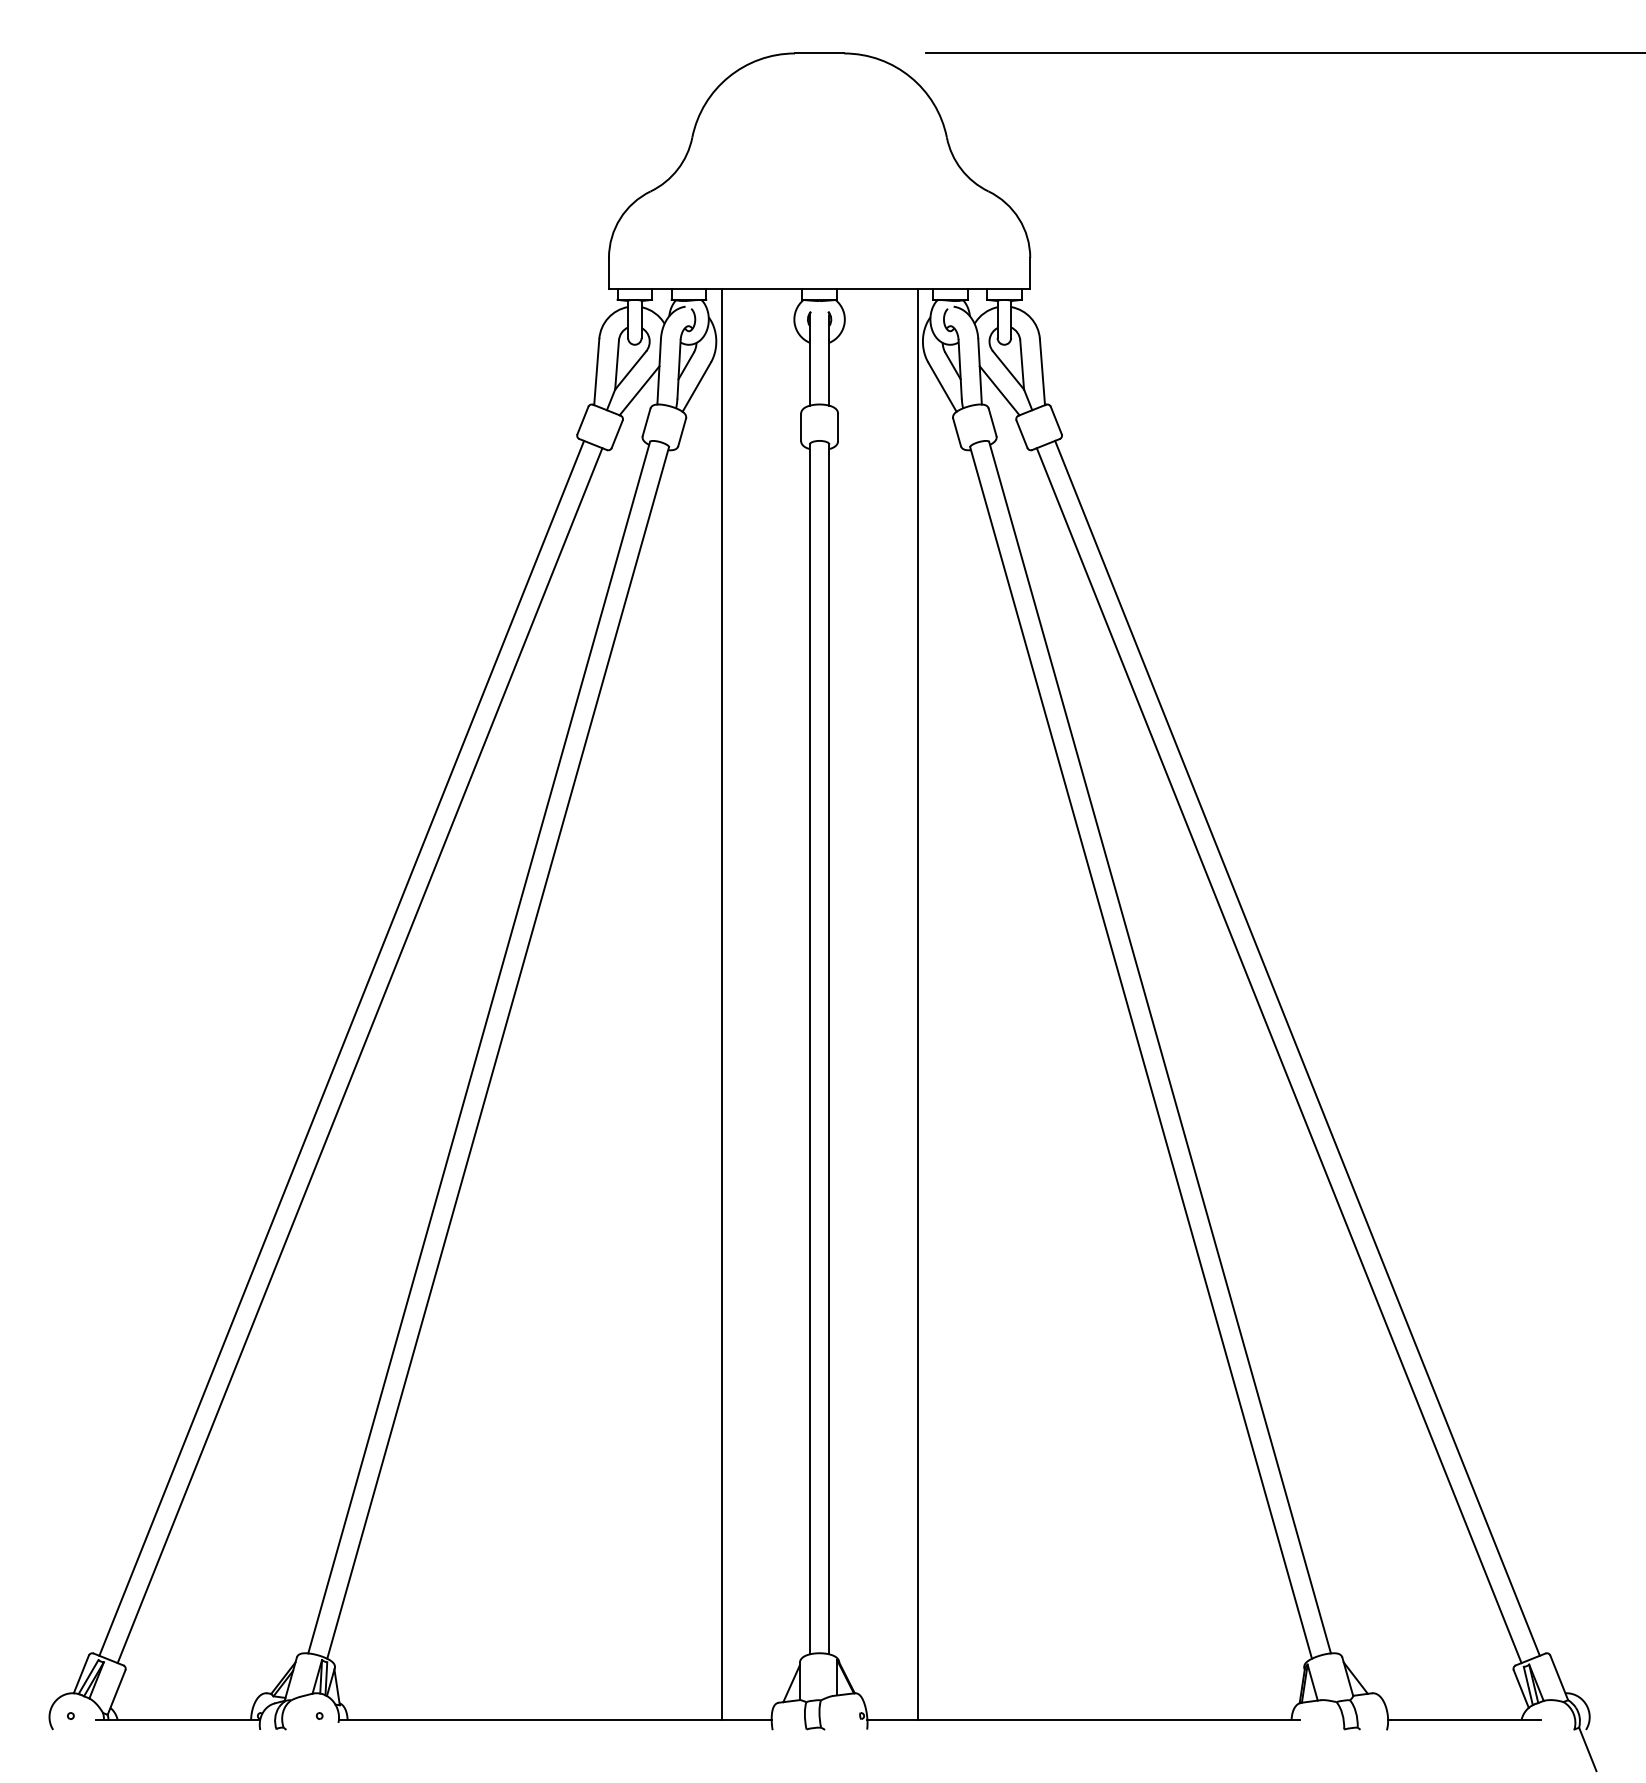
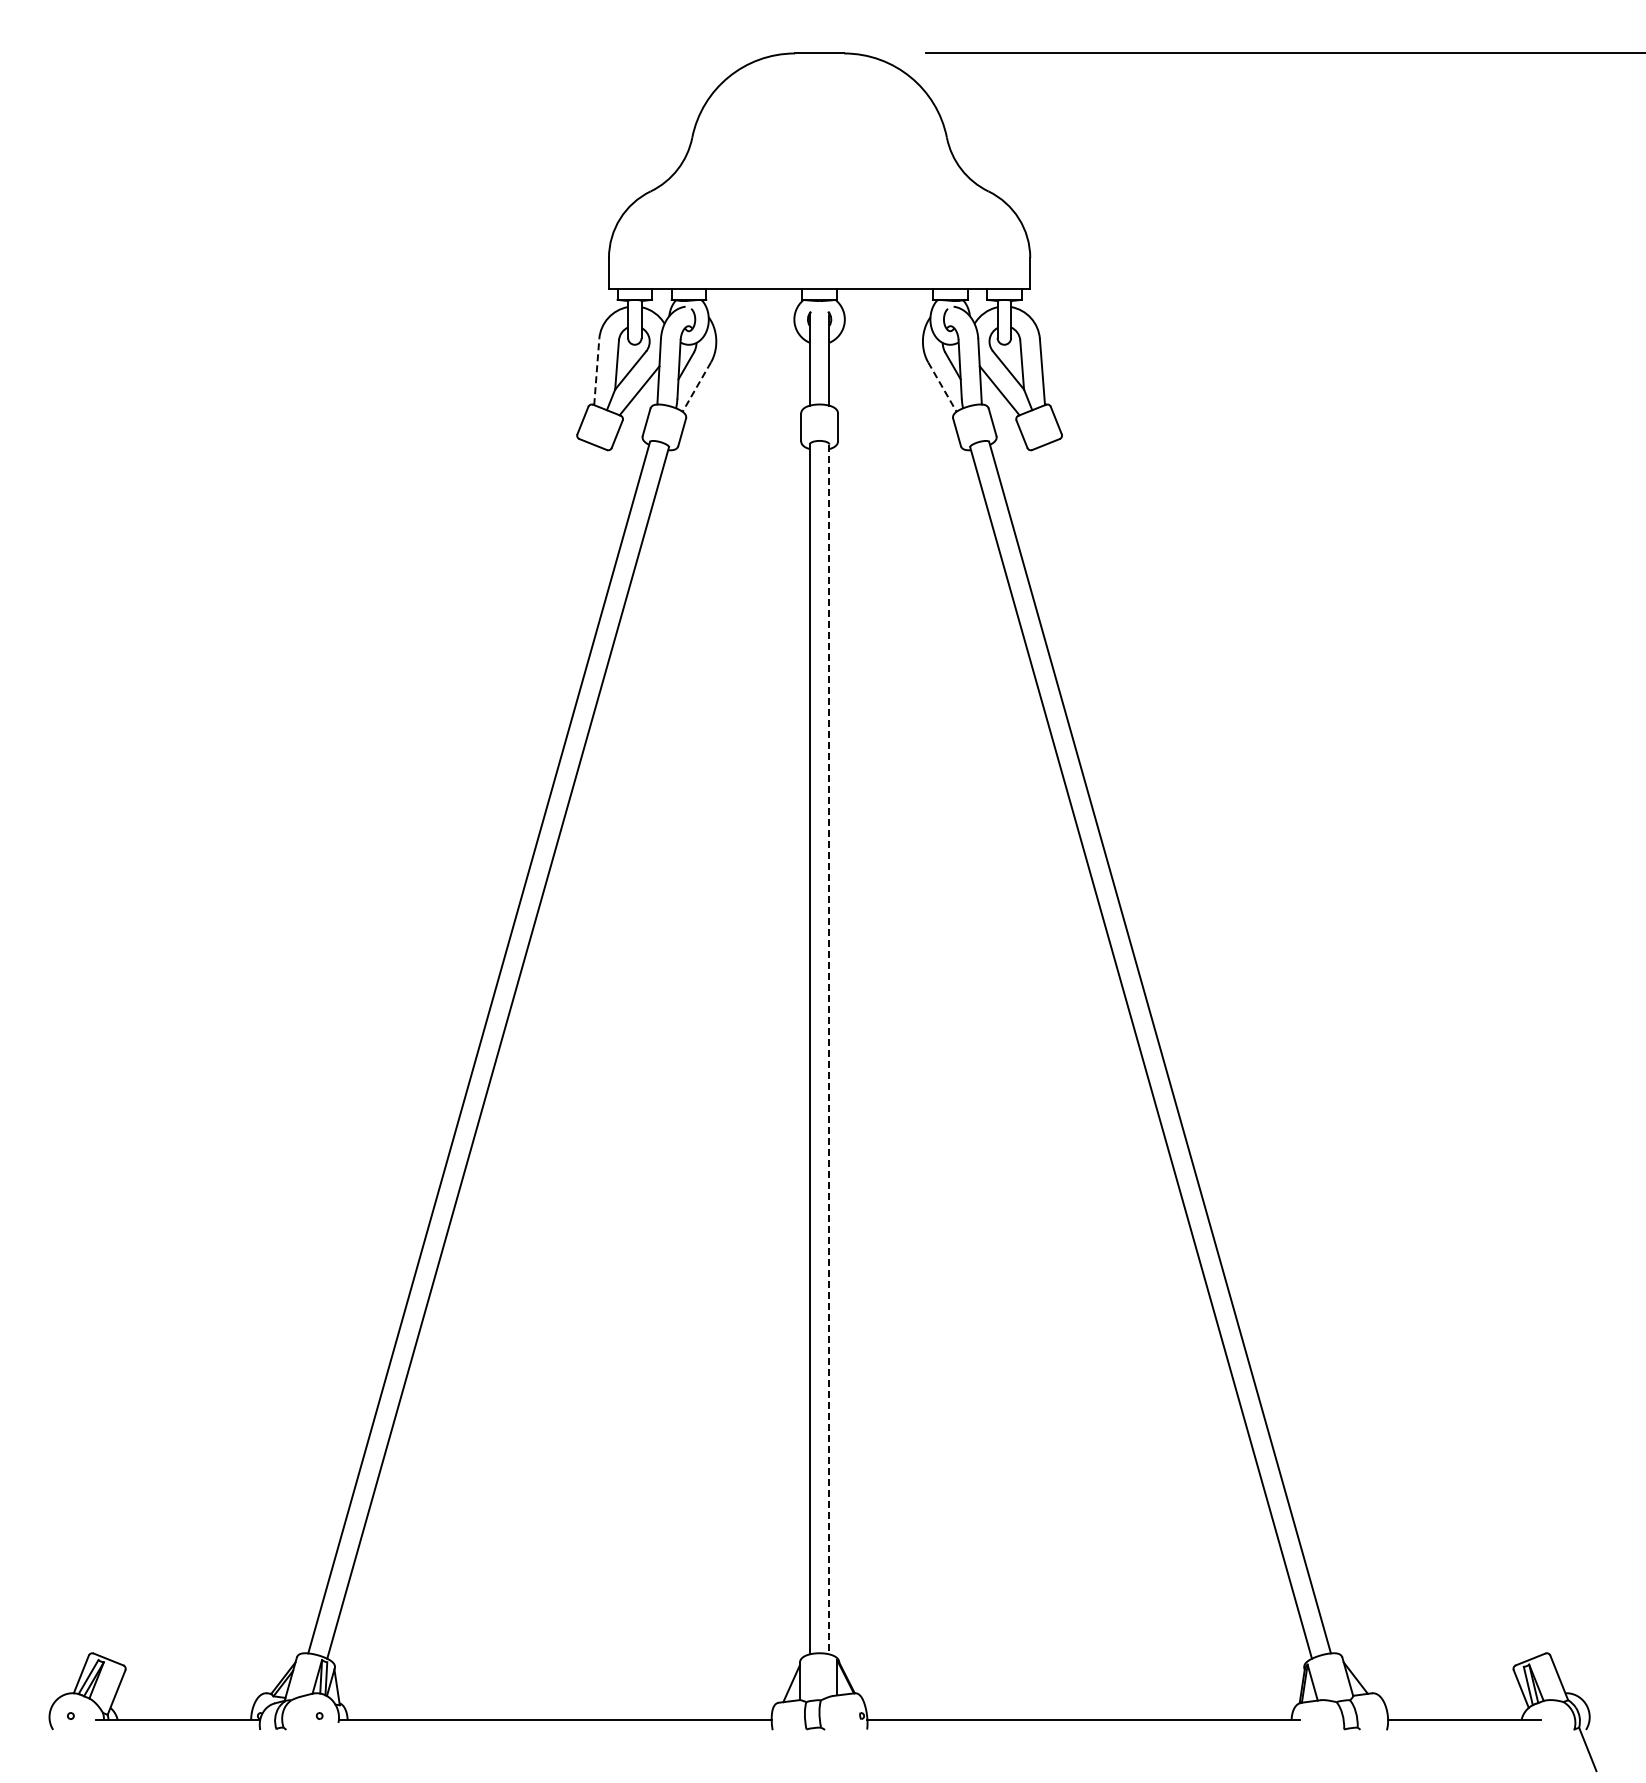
line: solid -> dashed (596, 371)
line: solid -> dashed (696, 387)
line: solid -> dashed (942, 387)
line: present -> none (721, 1004)
line: present -> none (917, 1004)
line: present -> none (341, 1047)
line: present -> none (1297, 1047)
line: solid -> dashed (829, 1049)
line: present -> none (359, 1055)
line: present -> none (1278, 1055)
